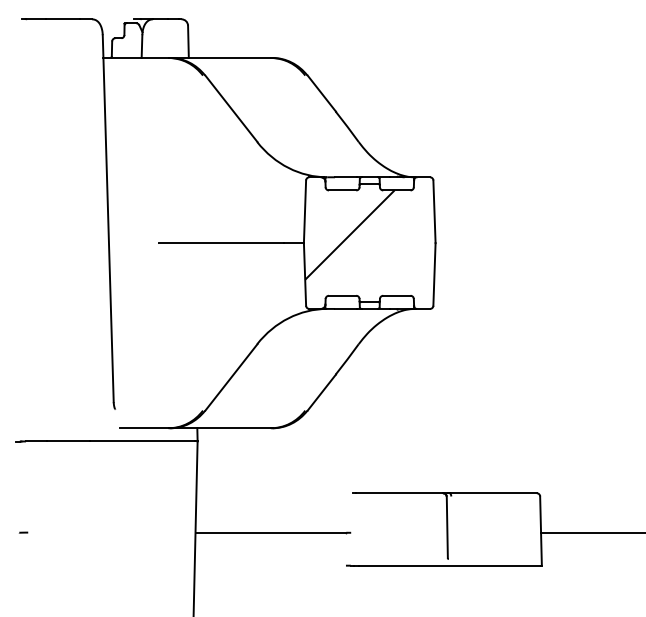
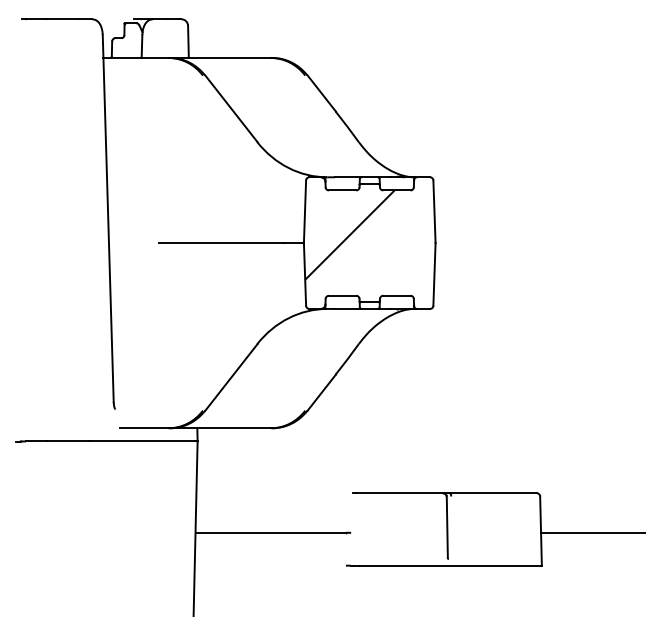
part: present -> none (23, 532)
